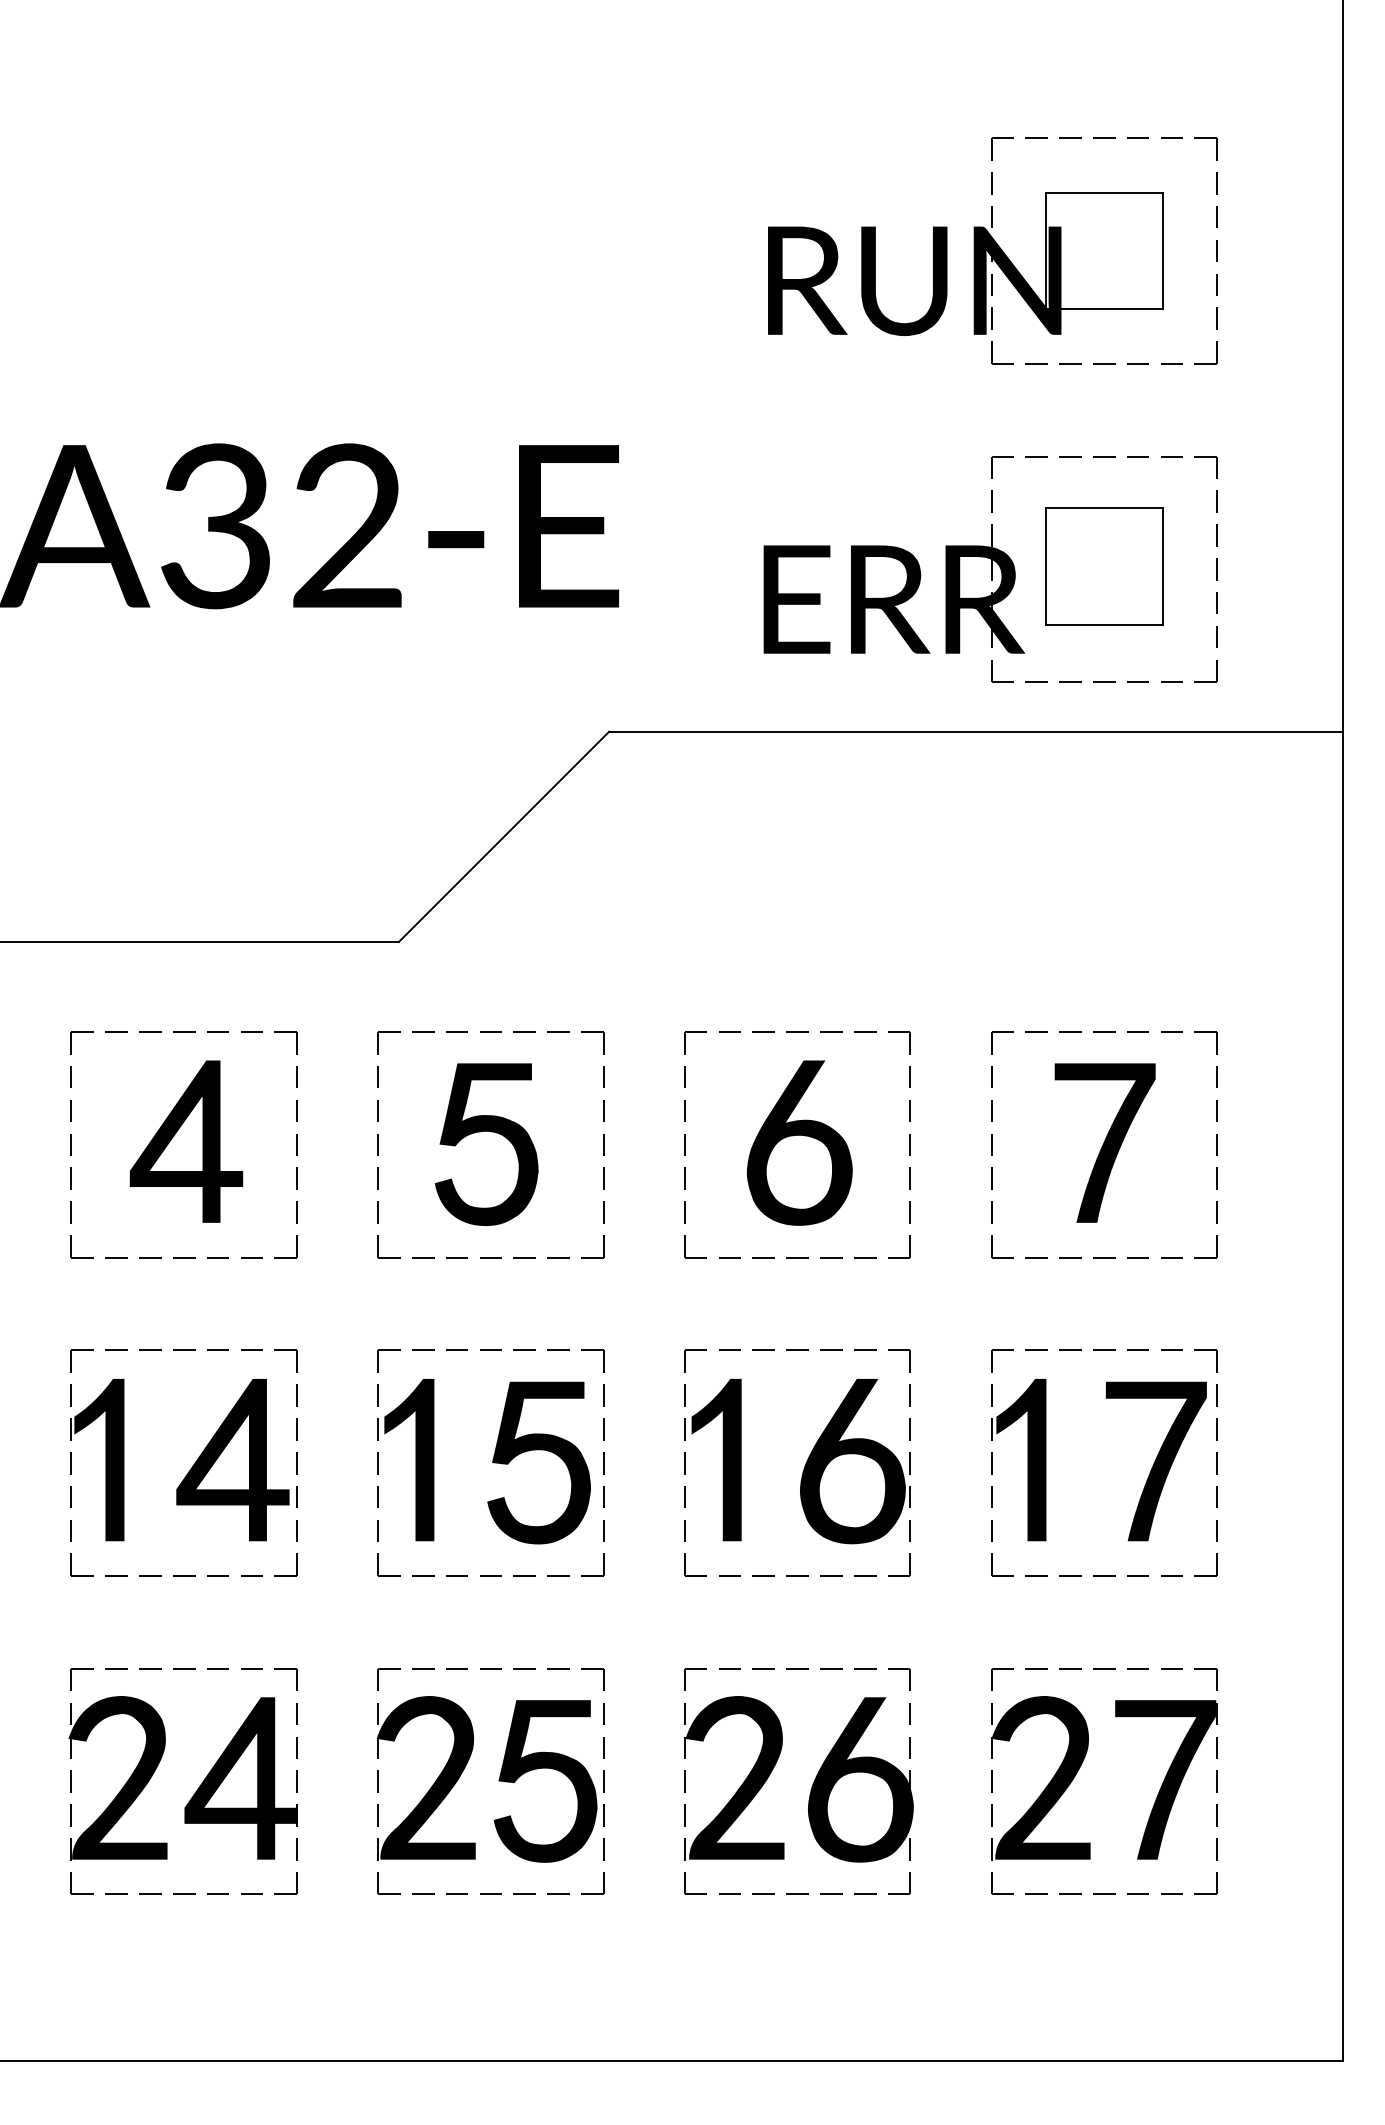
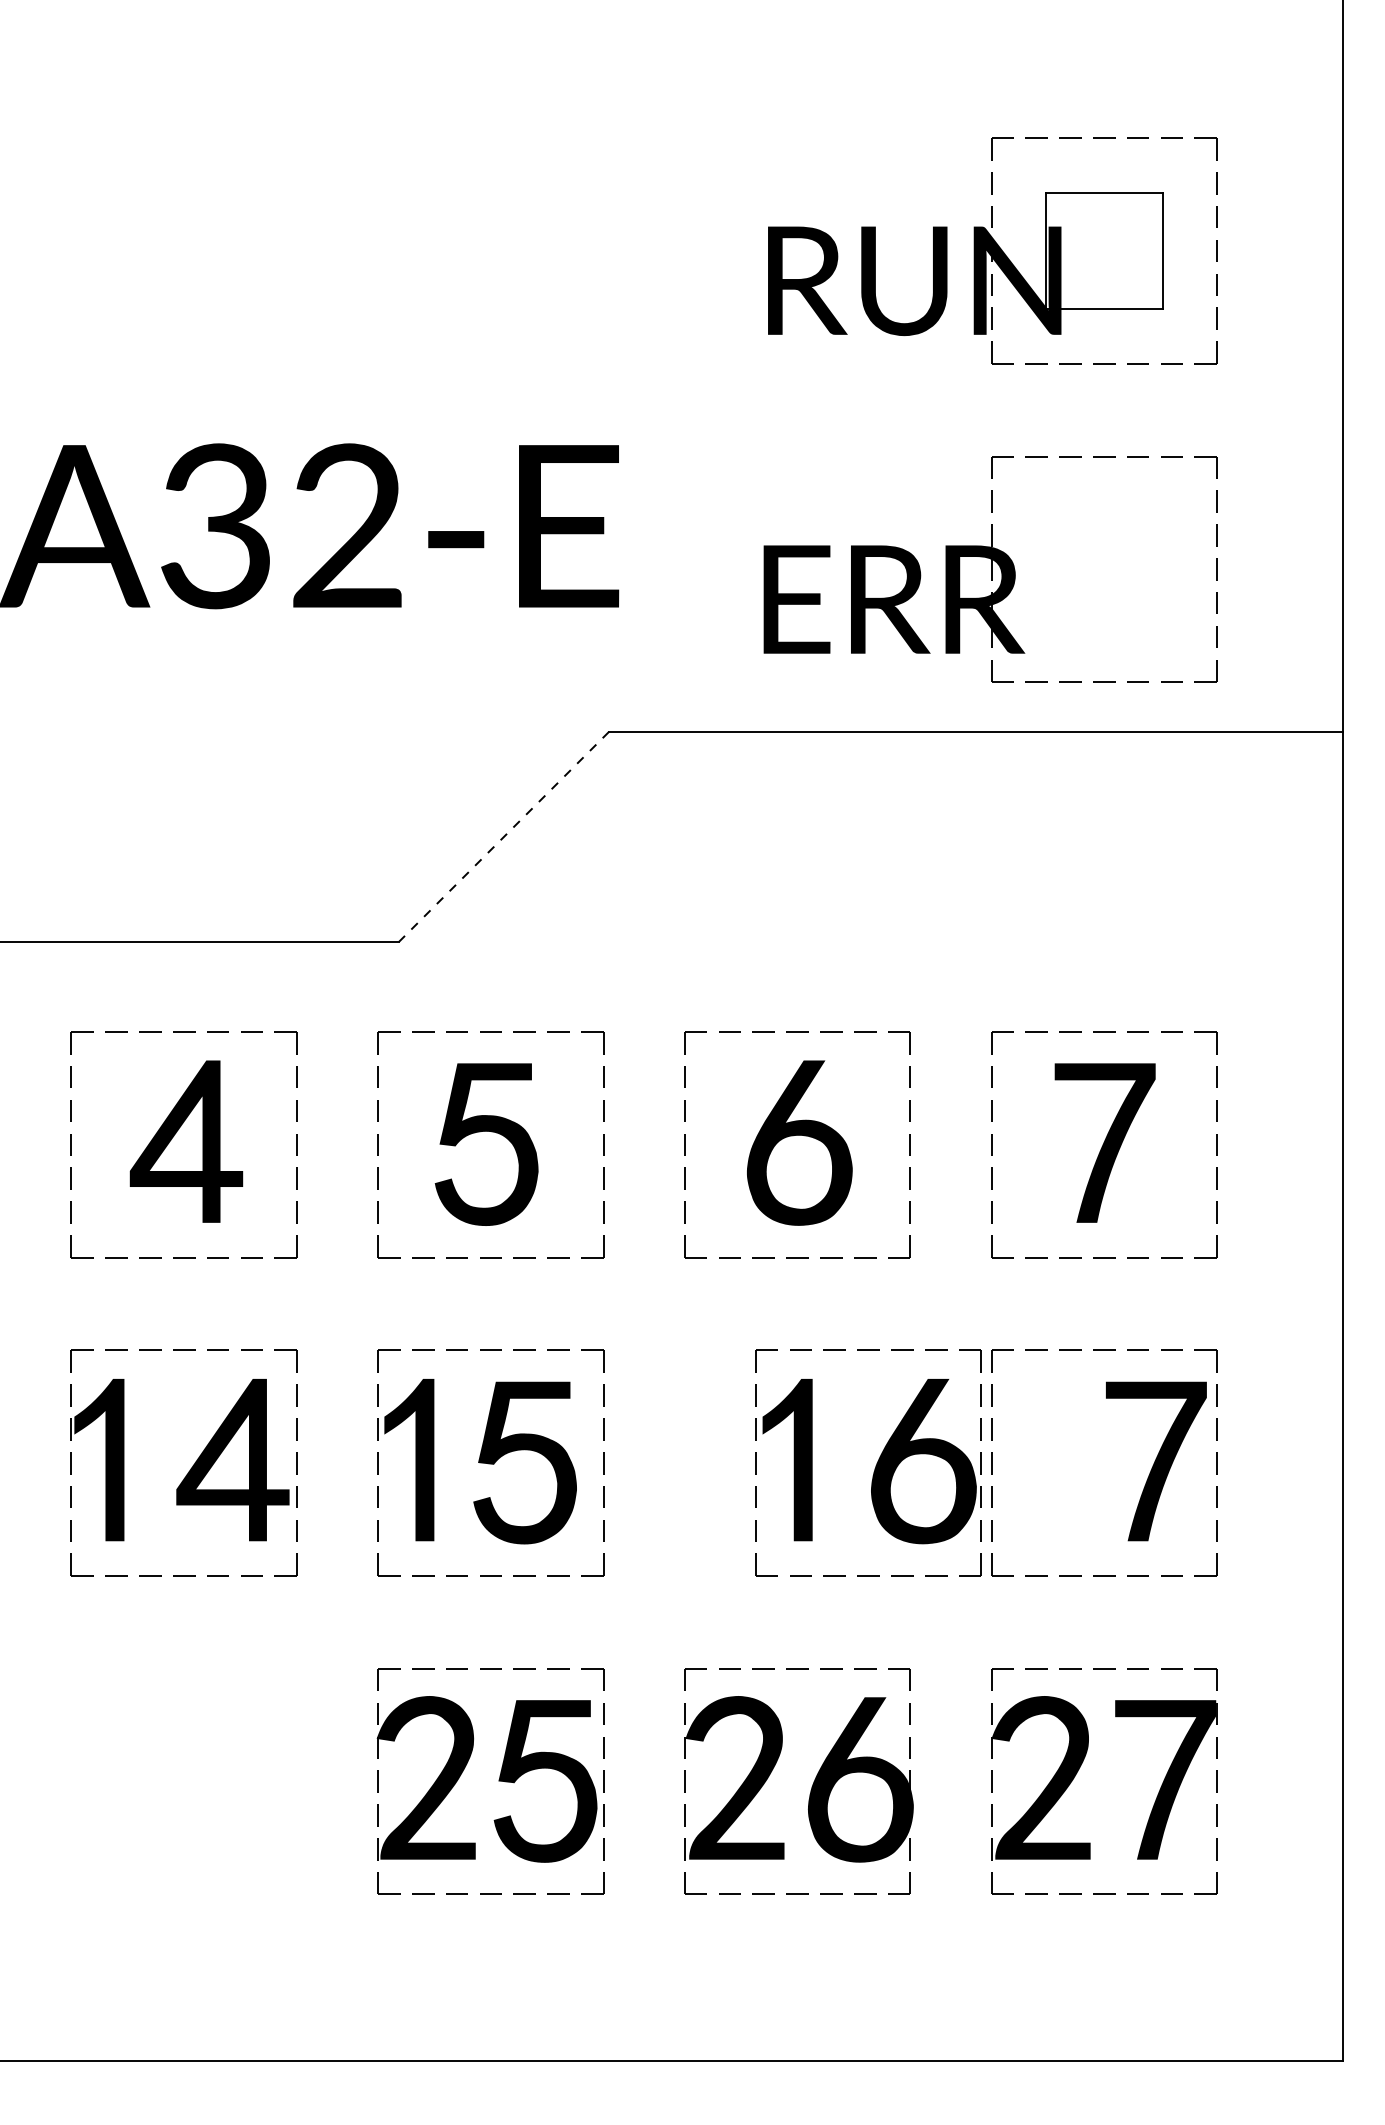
part: present -> none (1104, 566)
line: solid -> dashed (504, 836)
part position: (538, 1450) -> (524, 1450) (524, 1450)
fill: present -> none (1021, 1459)
part position: (804, 1465) -> (875, 1465) (875, 1465)
part: present -> none (195, 1791)
